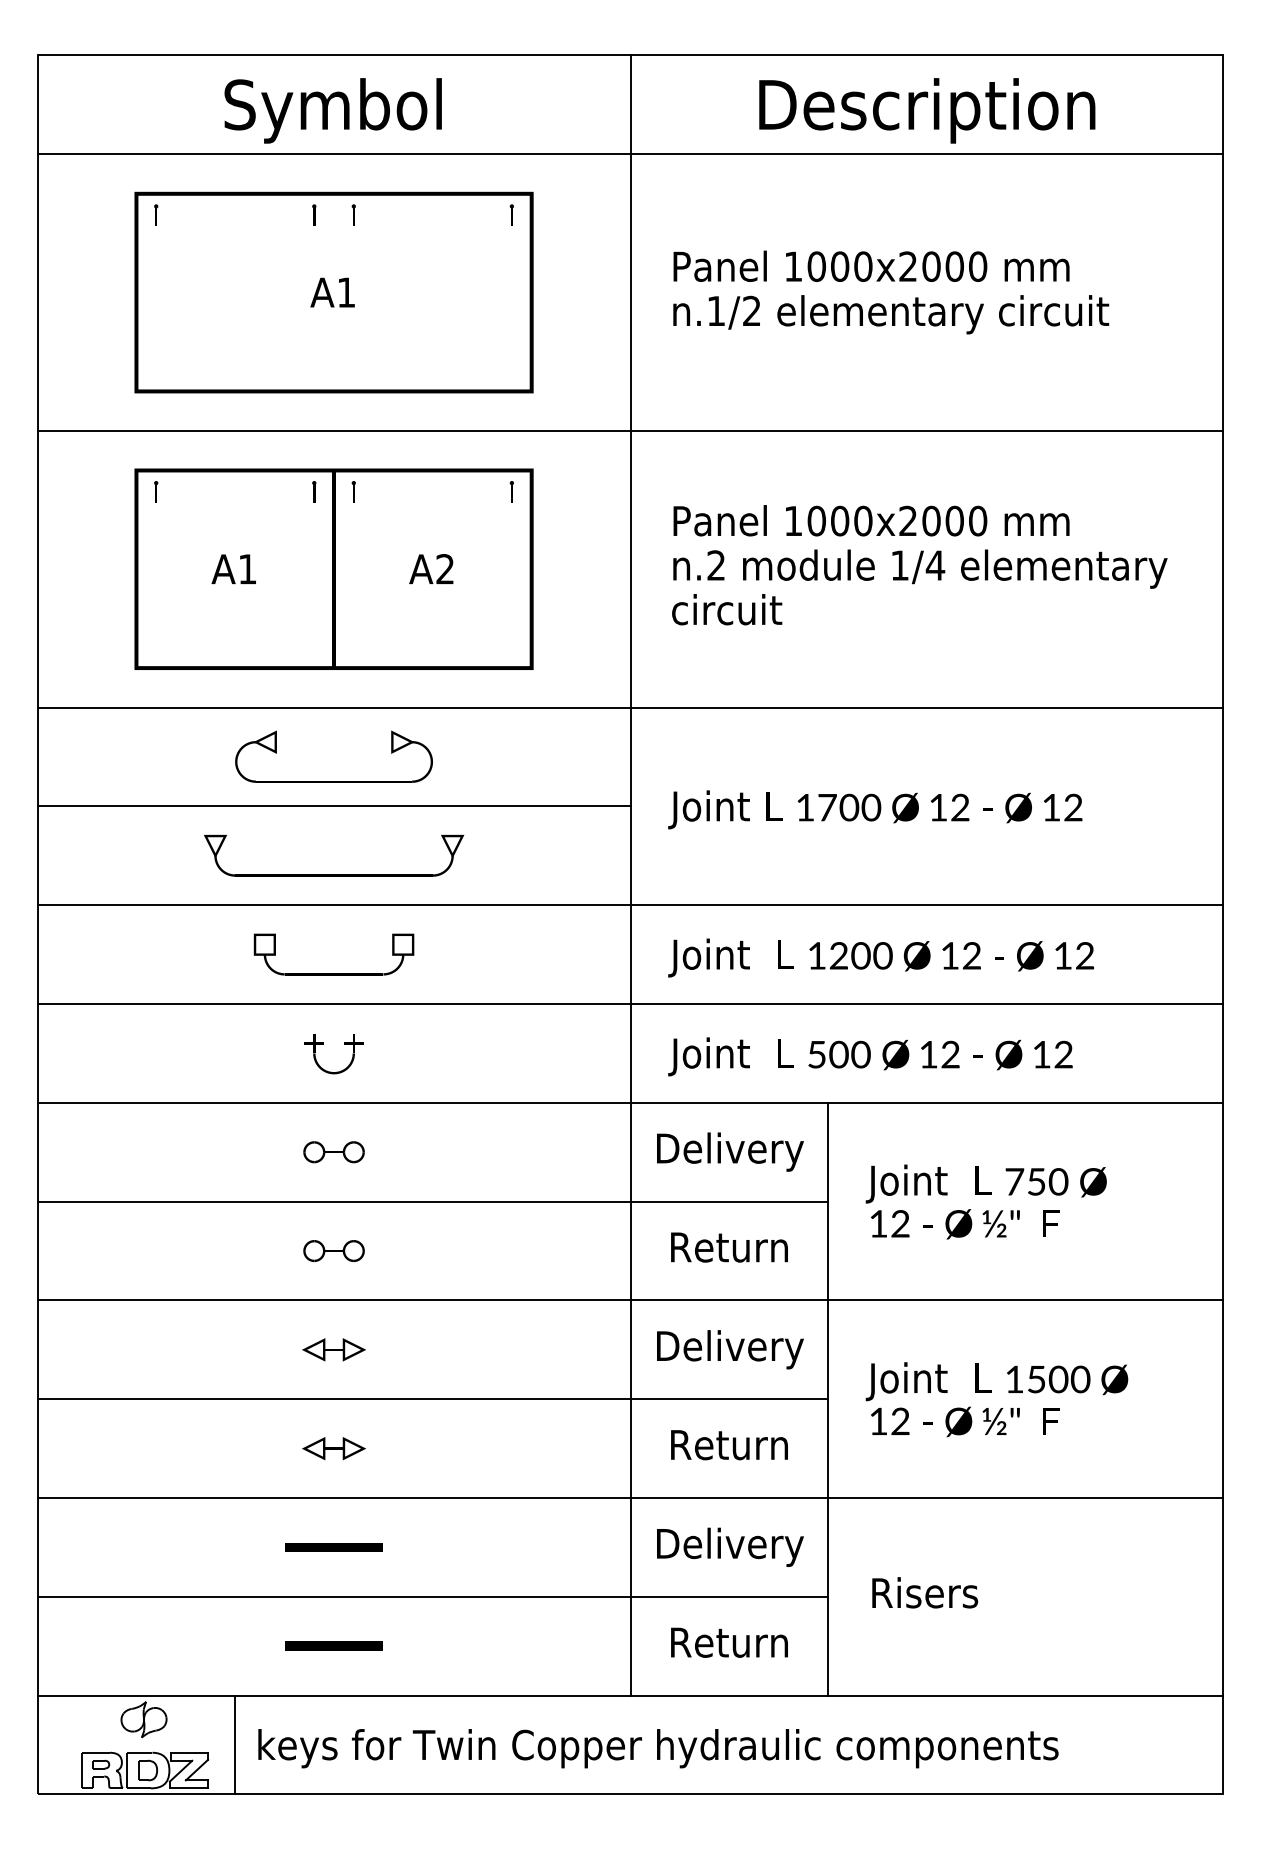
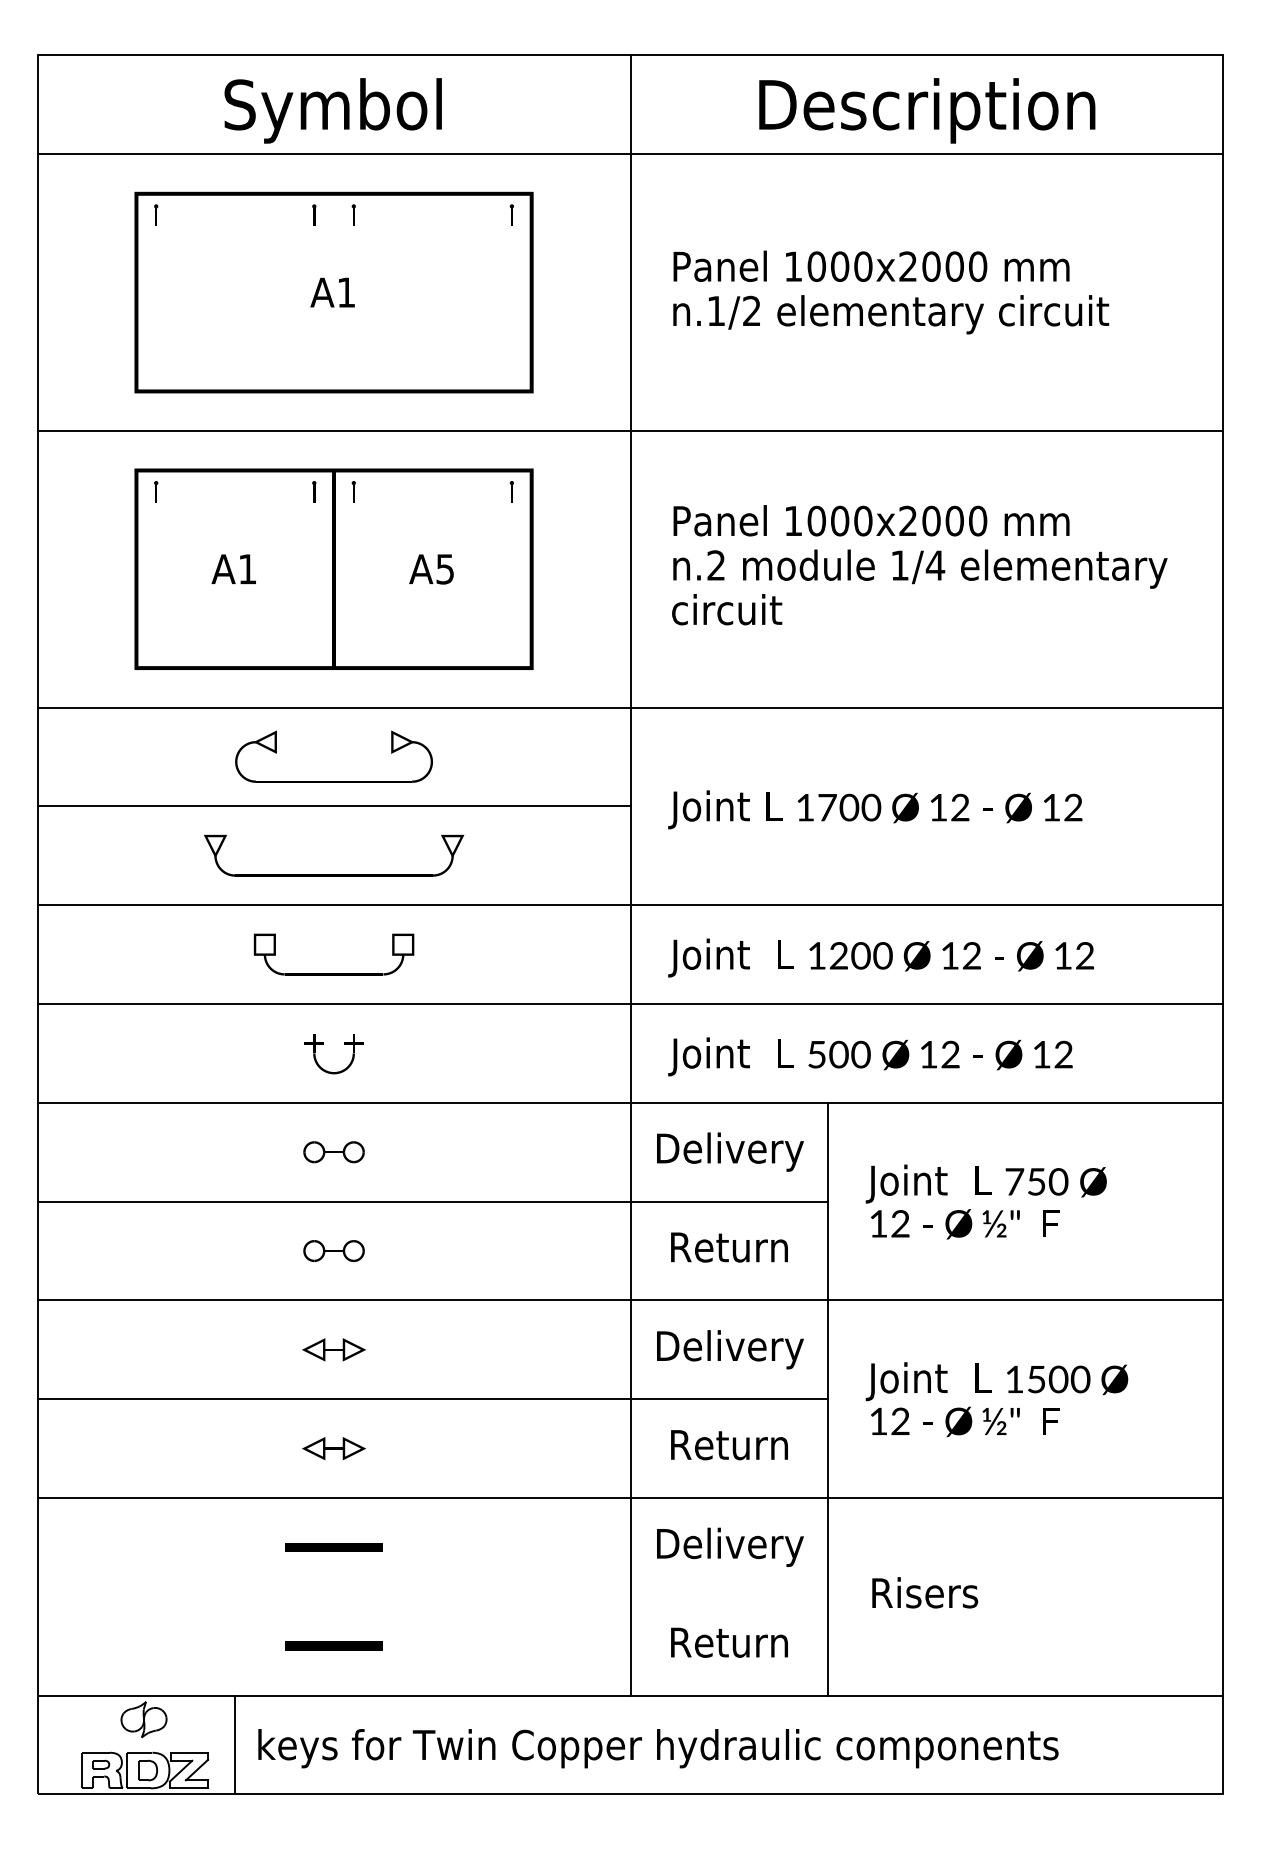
text: A2 -> A5 (444, 569)
line: present -> none (432, 1596)
